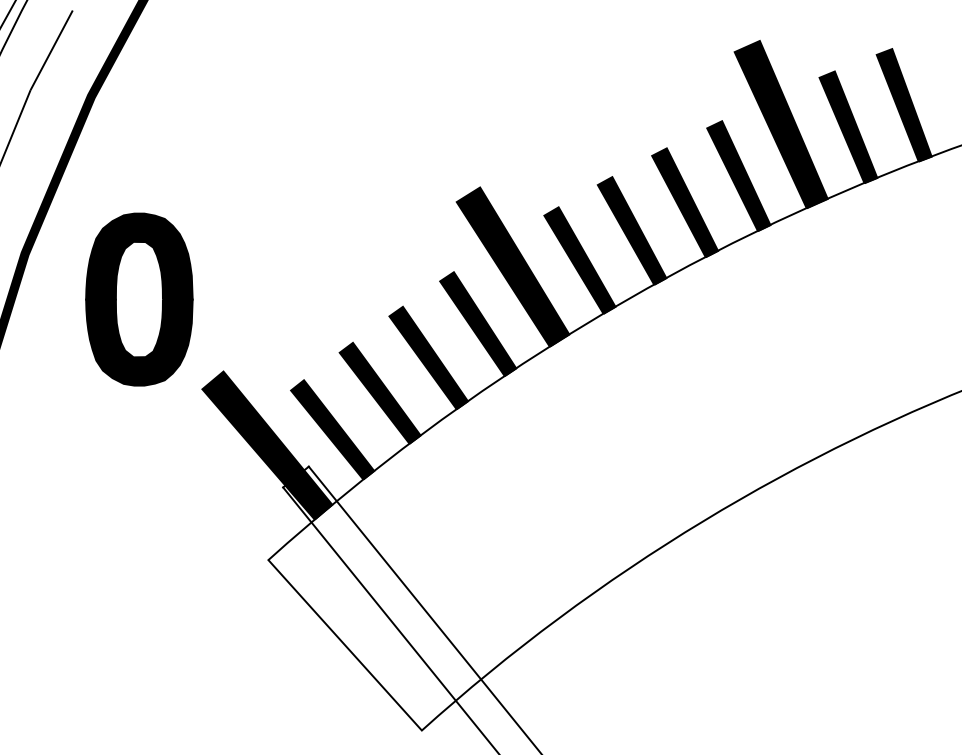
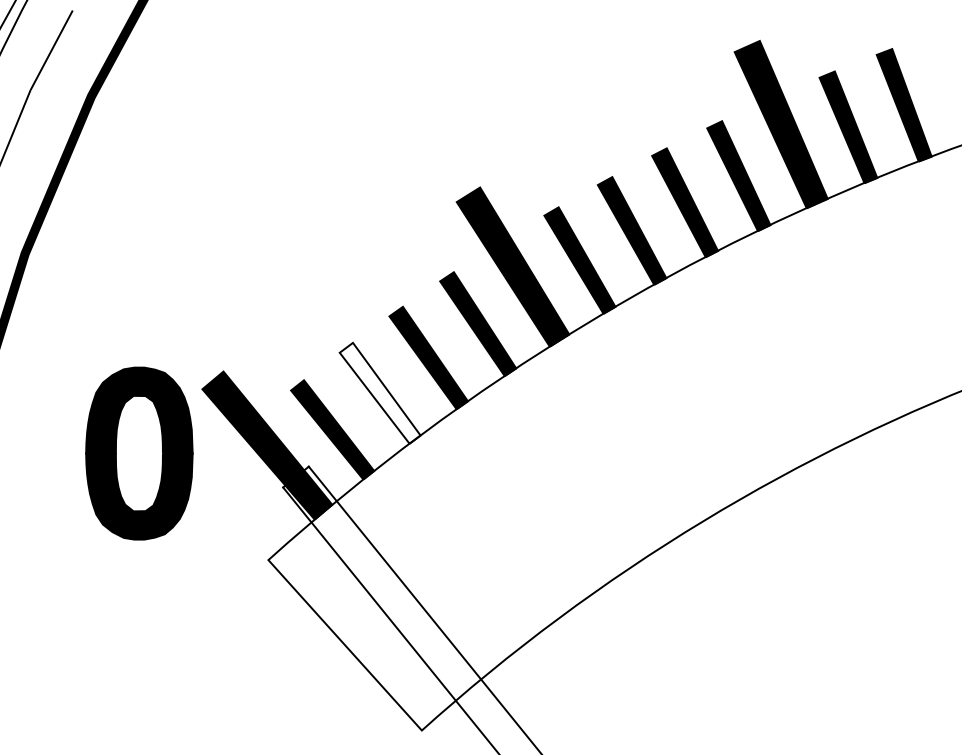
part position: (139, 299) -> (139, 453) (139, 453)
fill: present -> none (379, 392)
